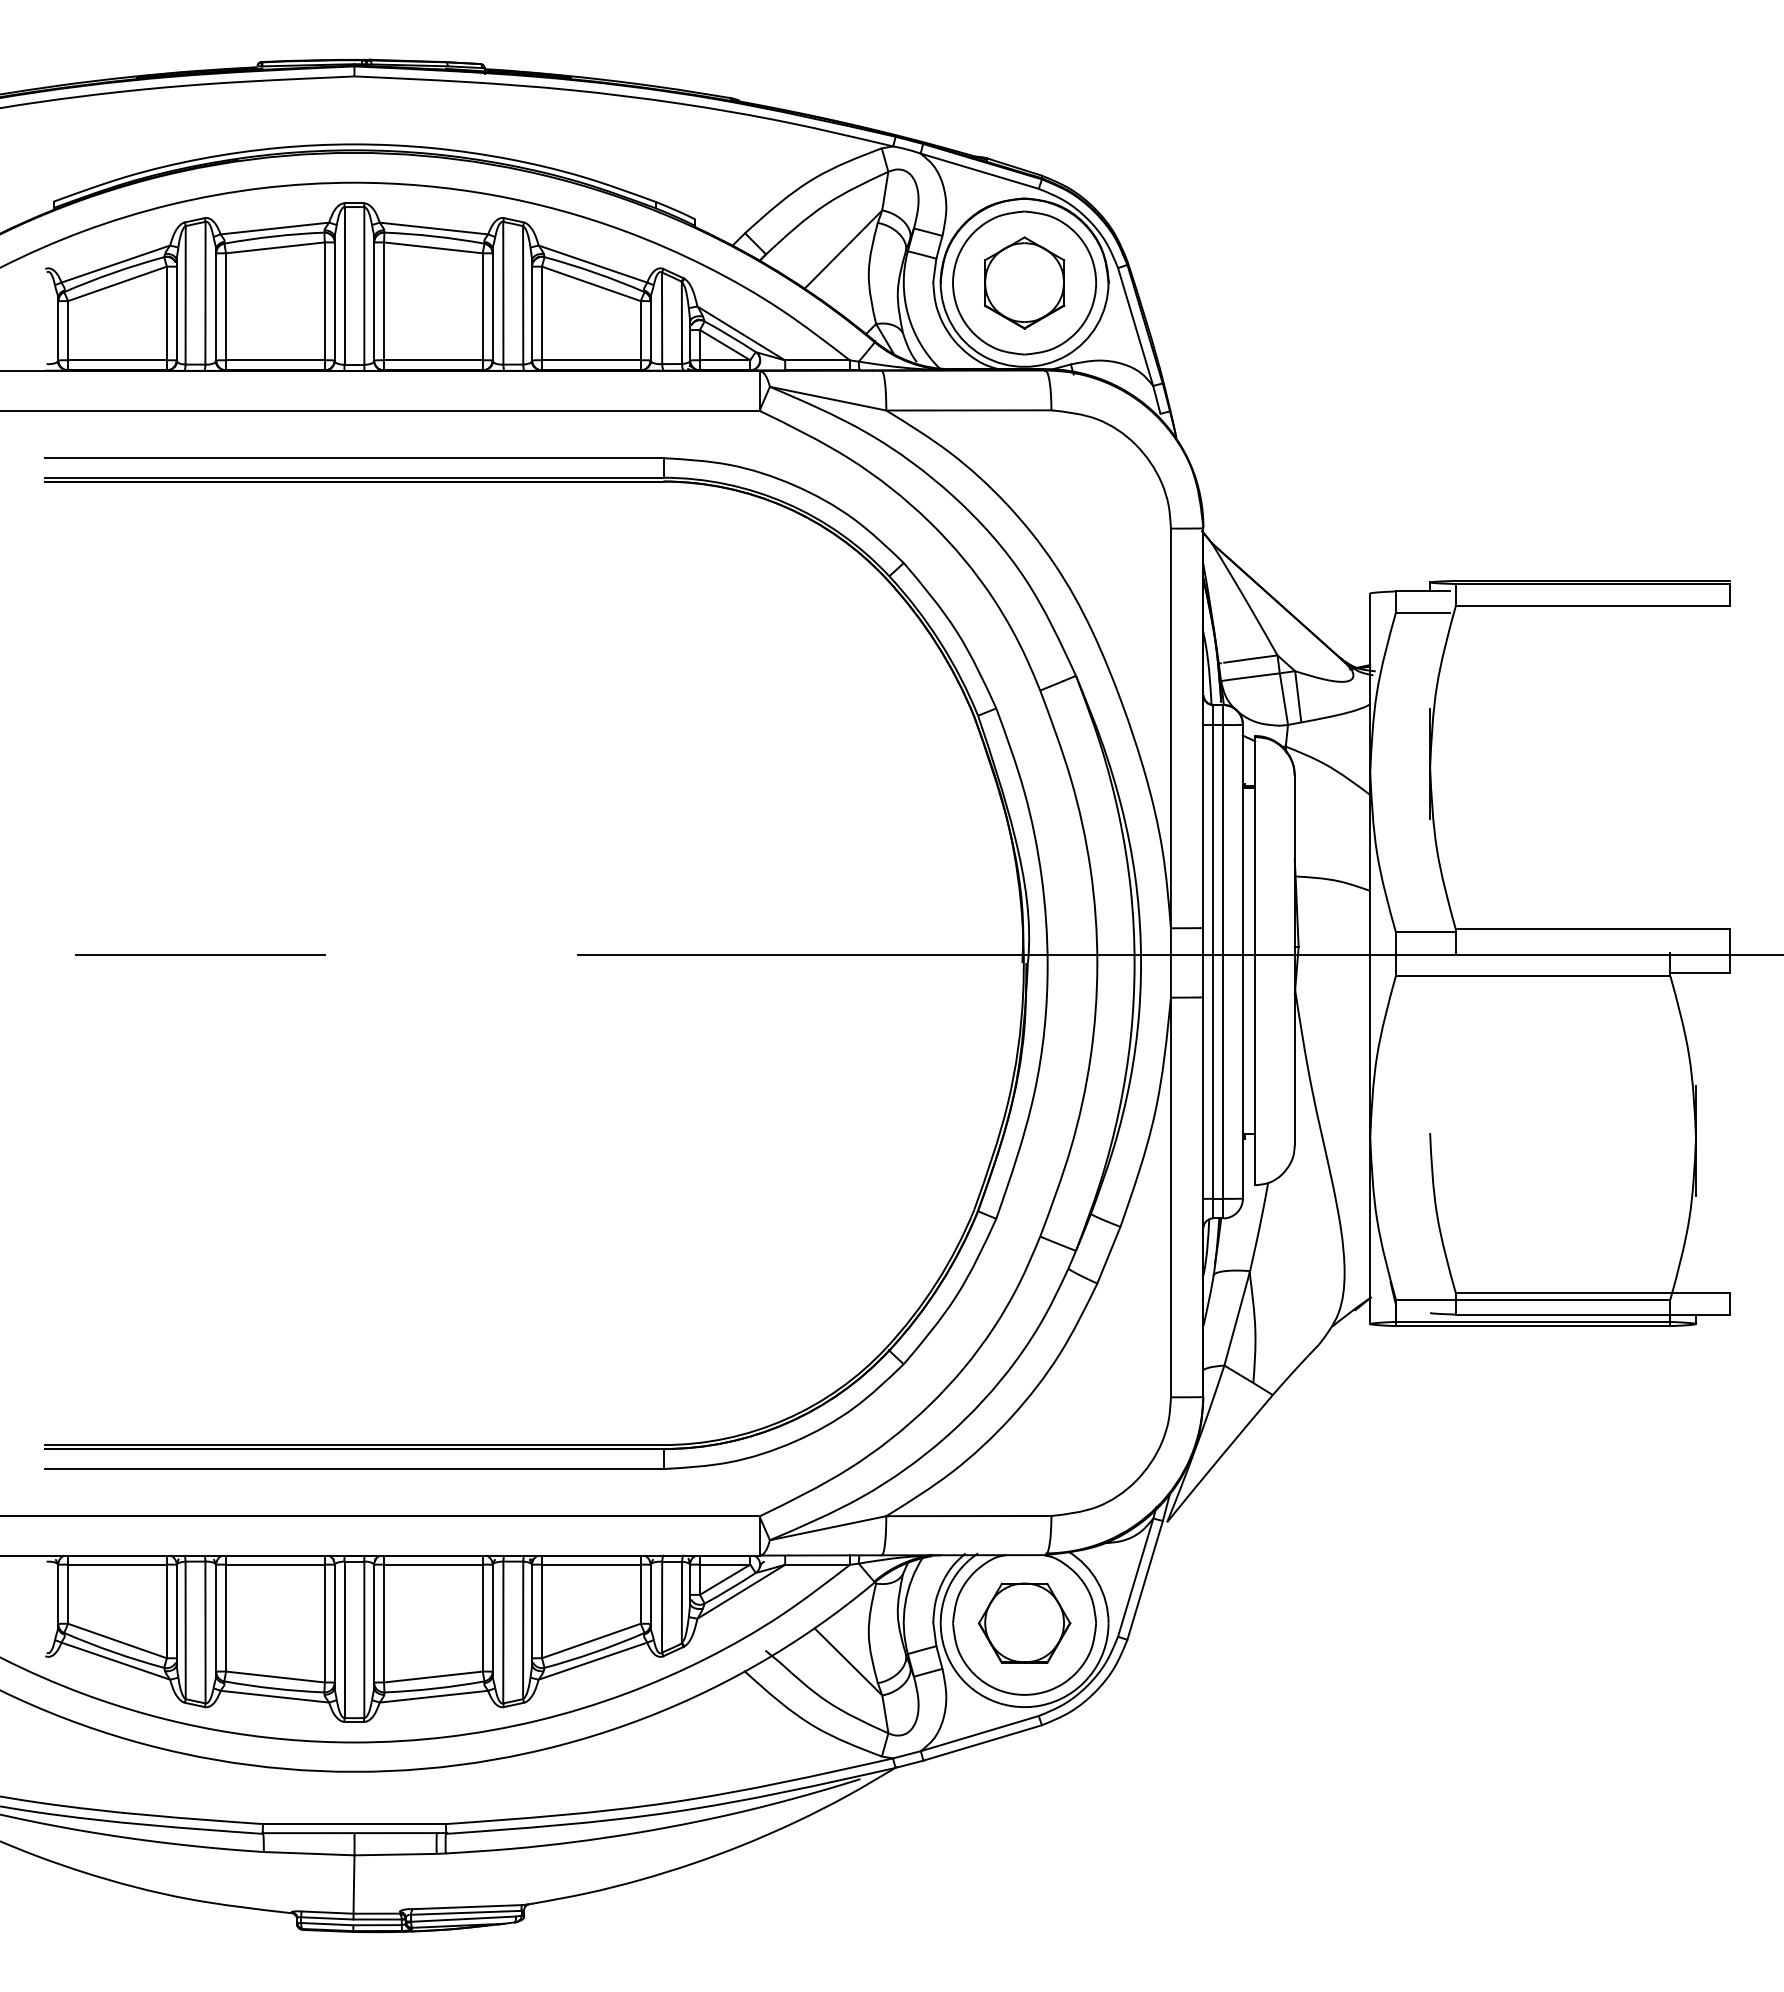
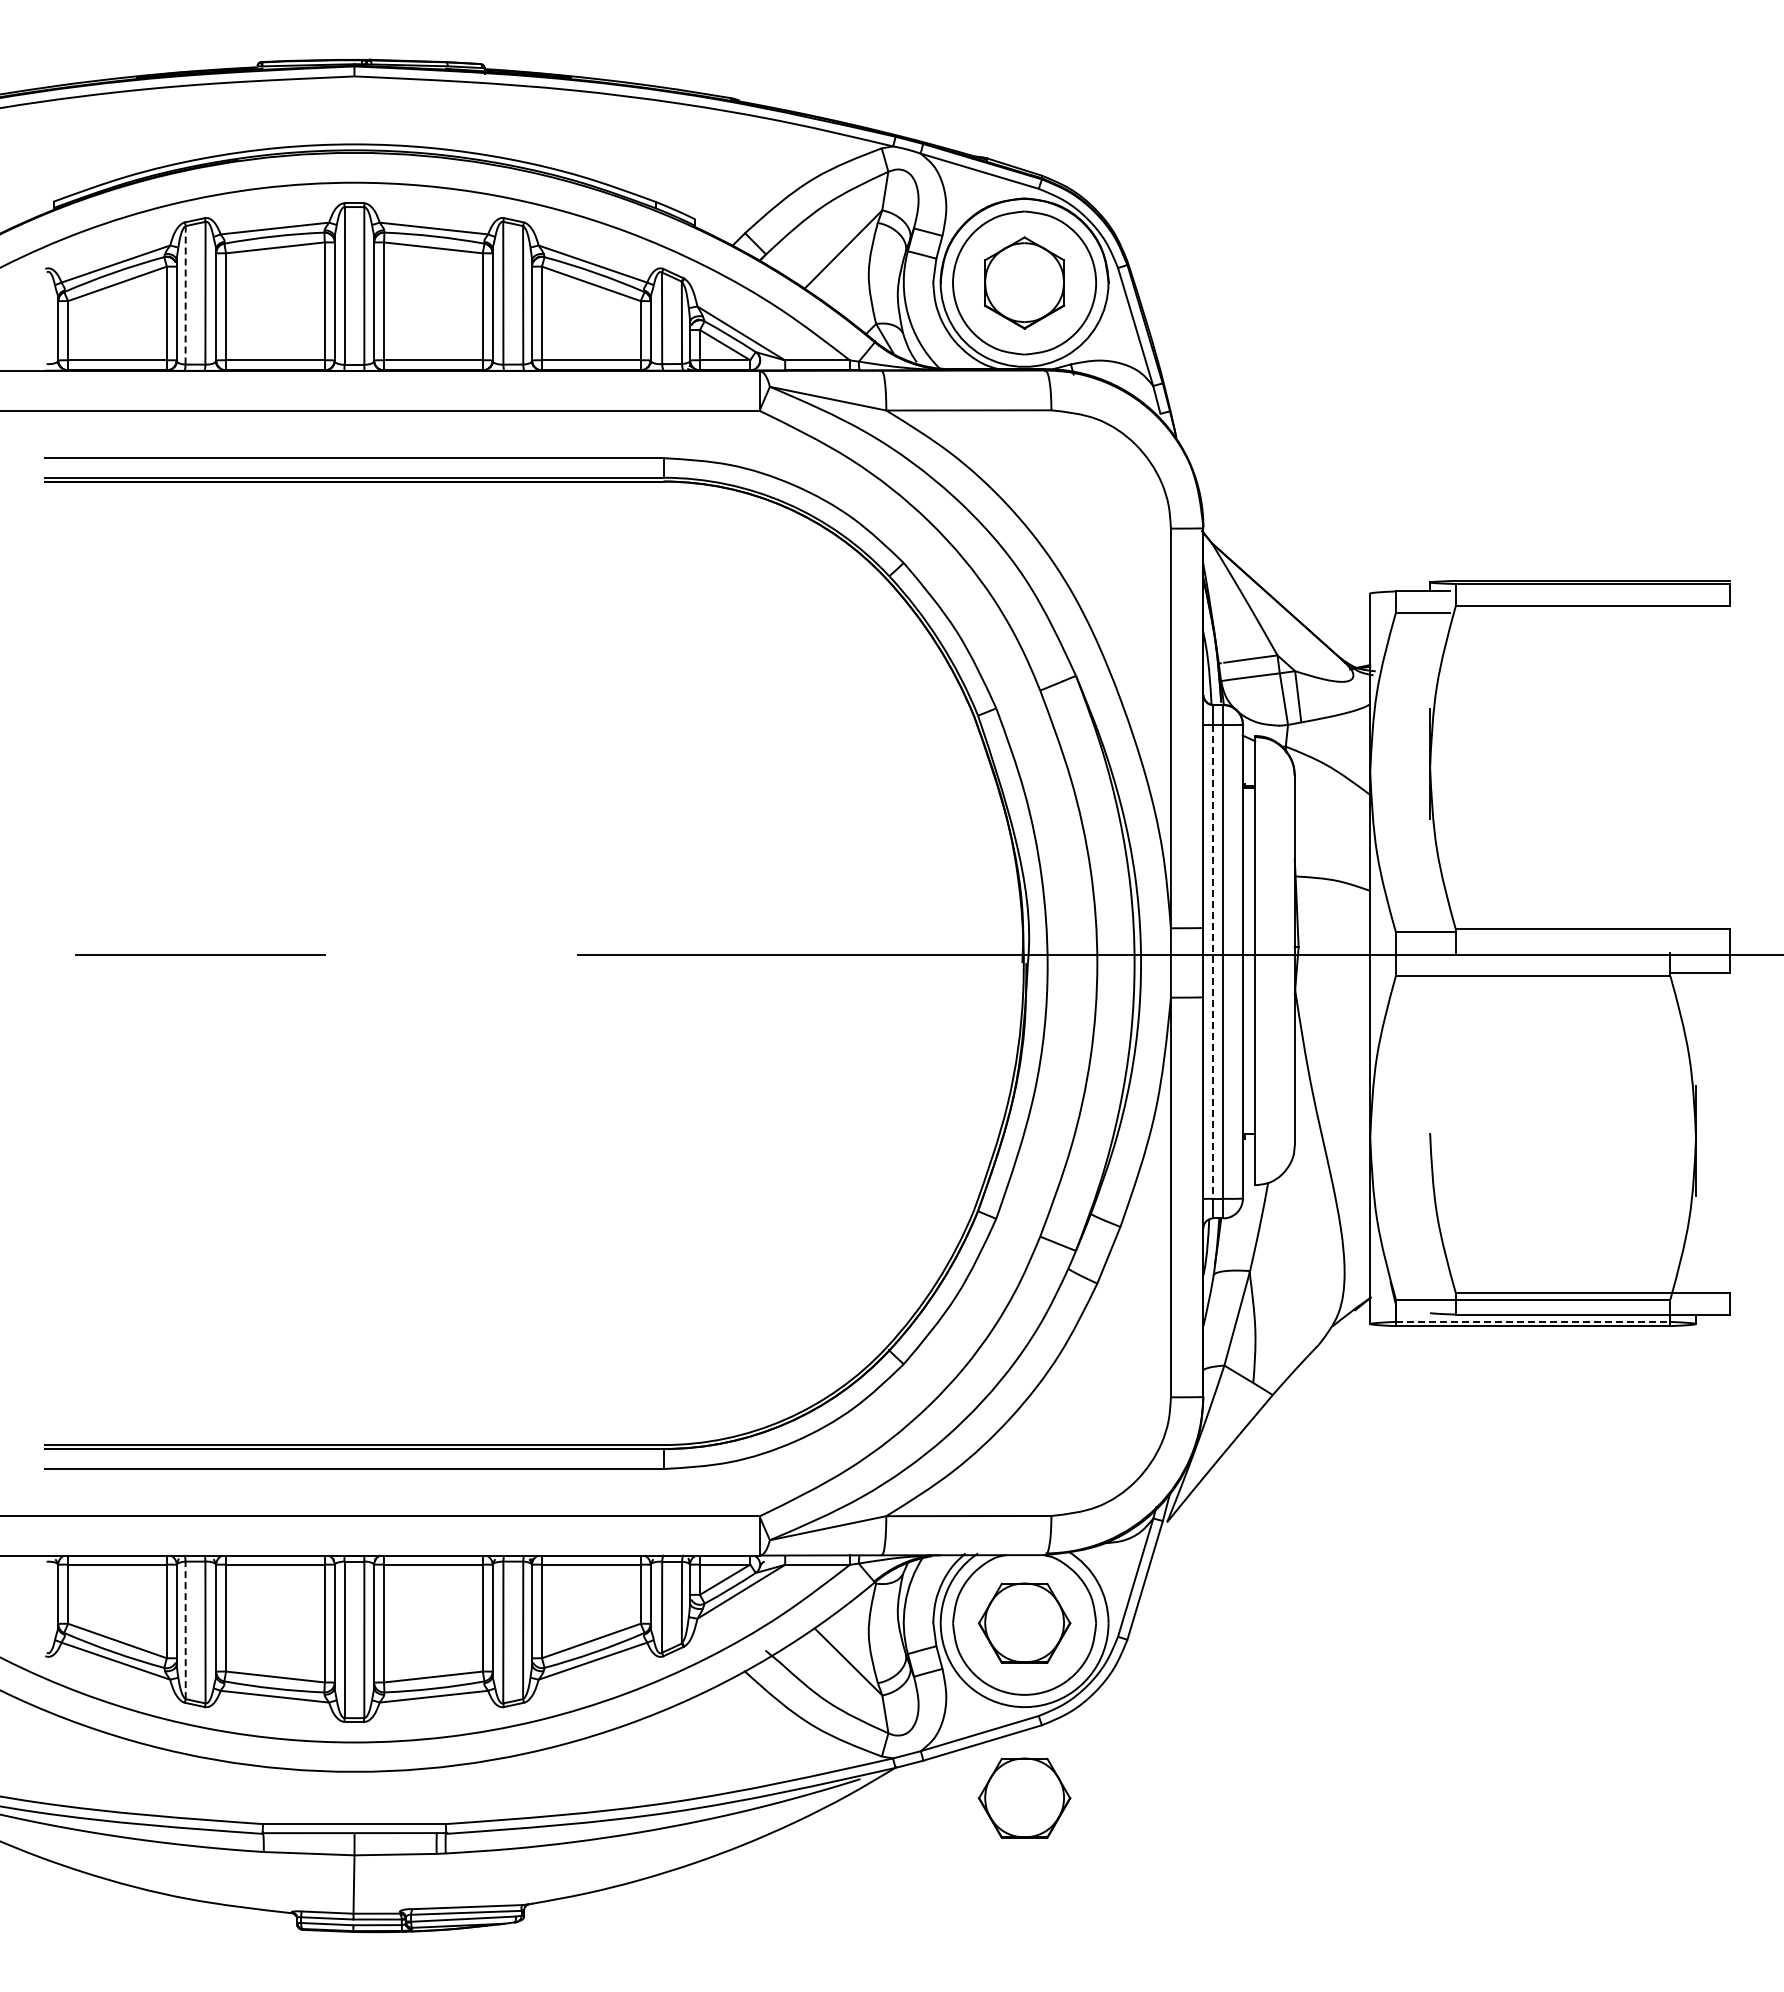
line: solid -> dashed (185, 294)
line: solid -> dashed (1213, 961)
line: solid -> dashed (1533, 1321)
line: solid -> dashed (185, 1630)
part: none -> present (1024, 1797)
